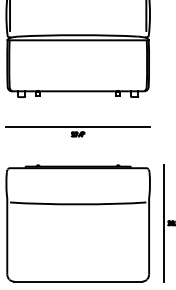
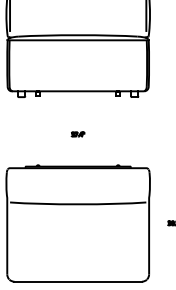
line: present -> none (78, 127)
line: present -> none (164, 223)
